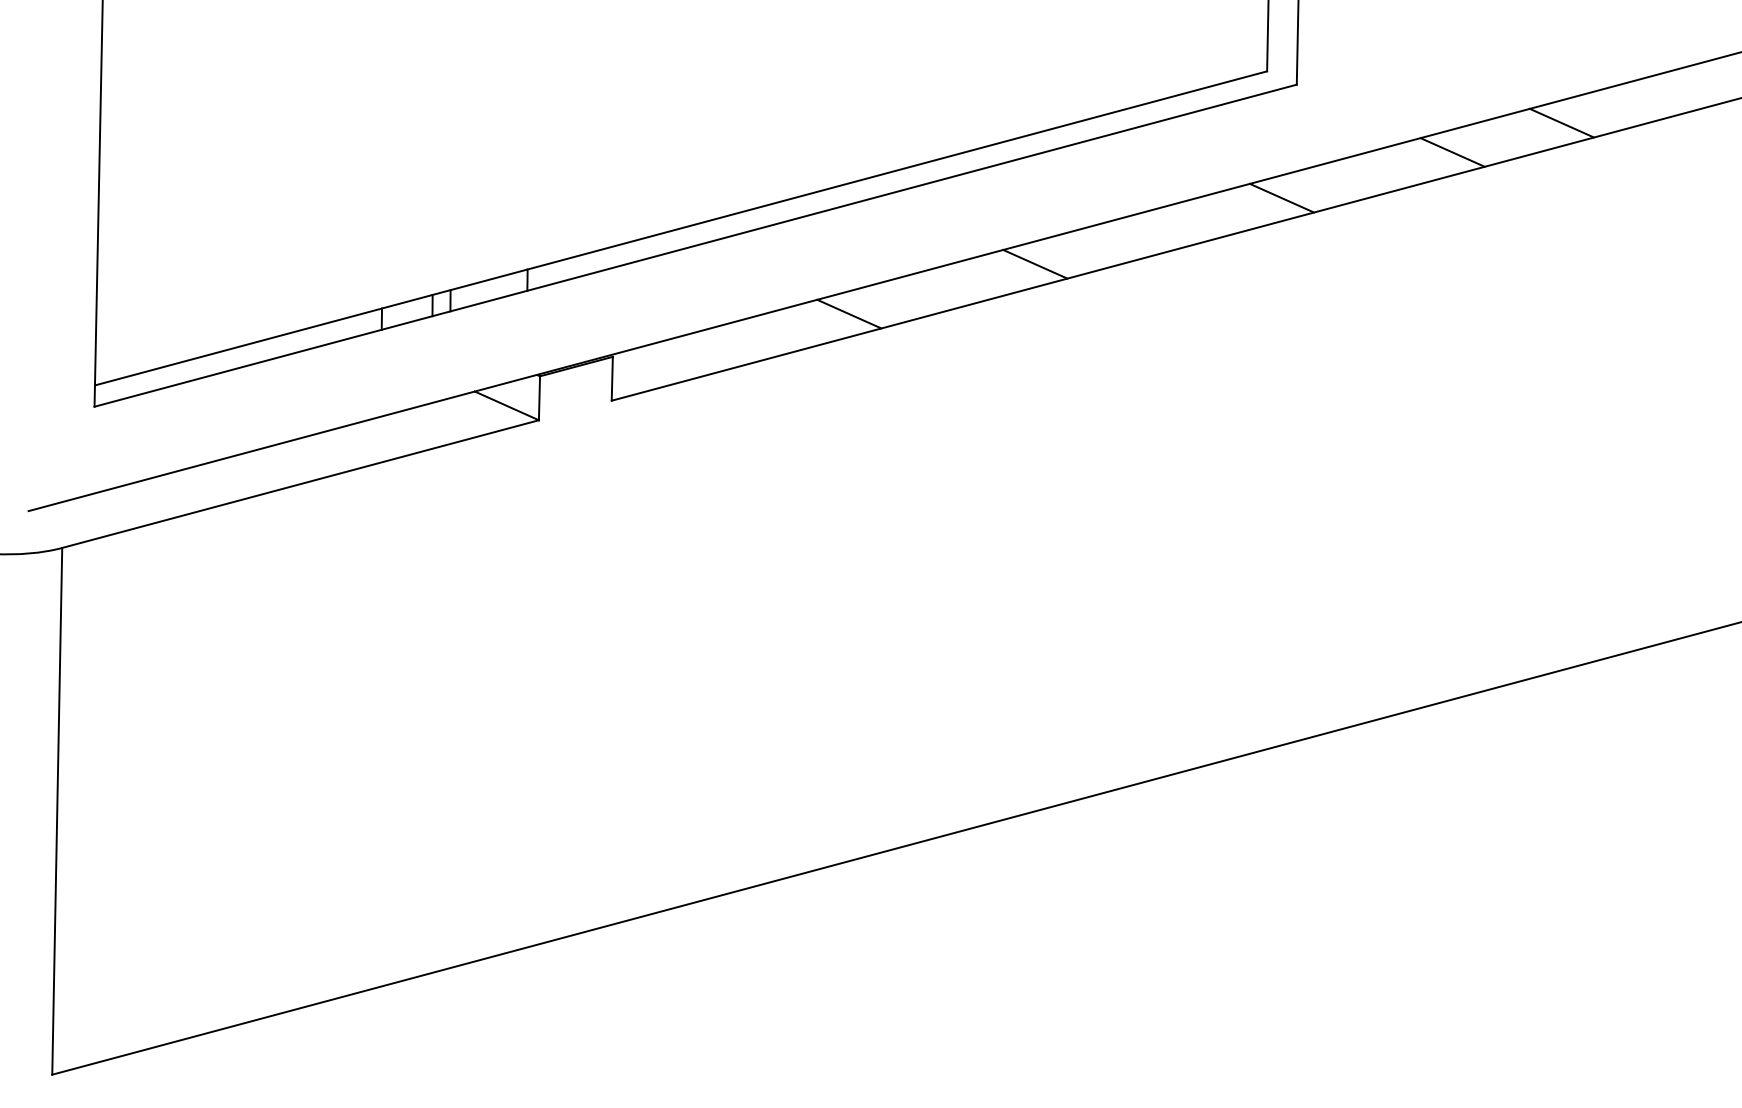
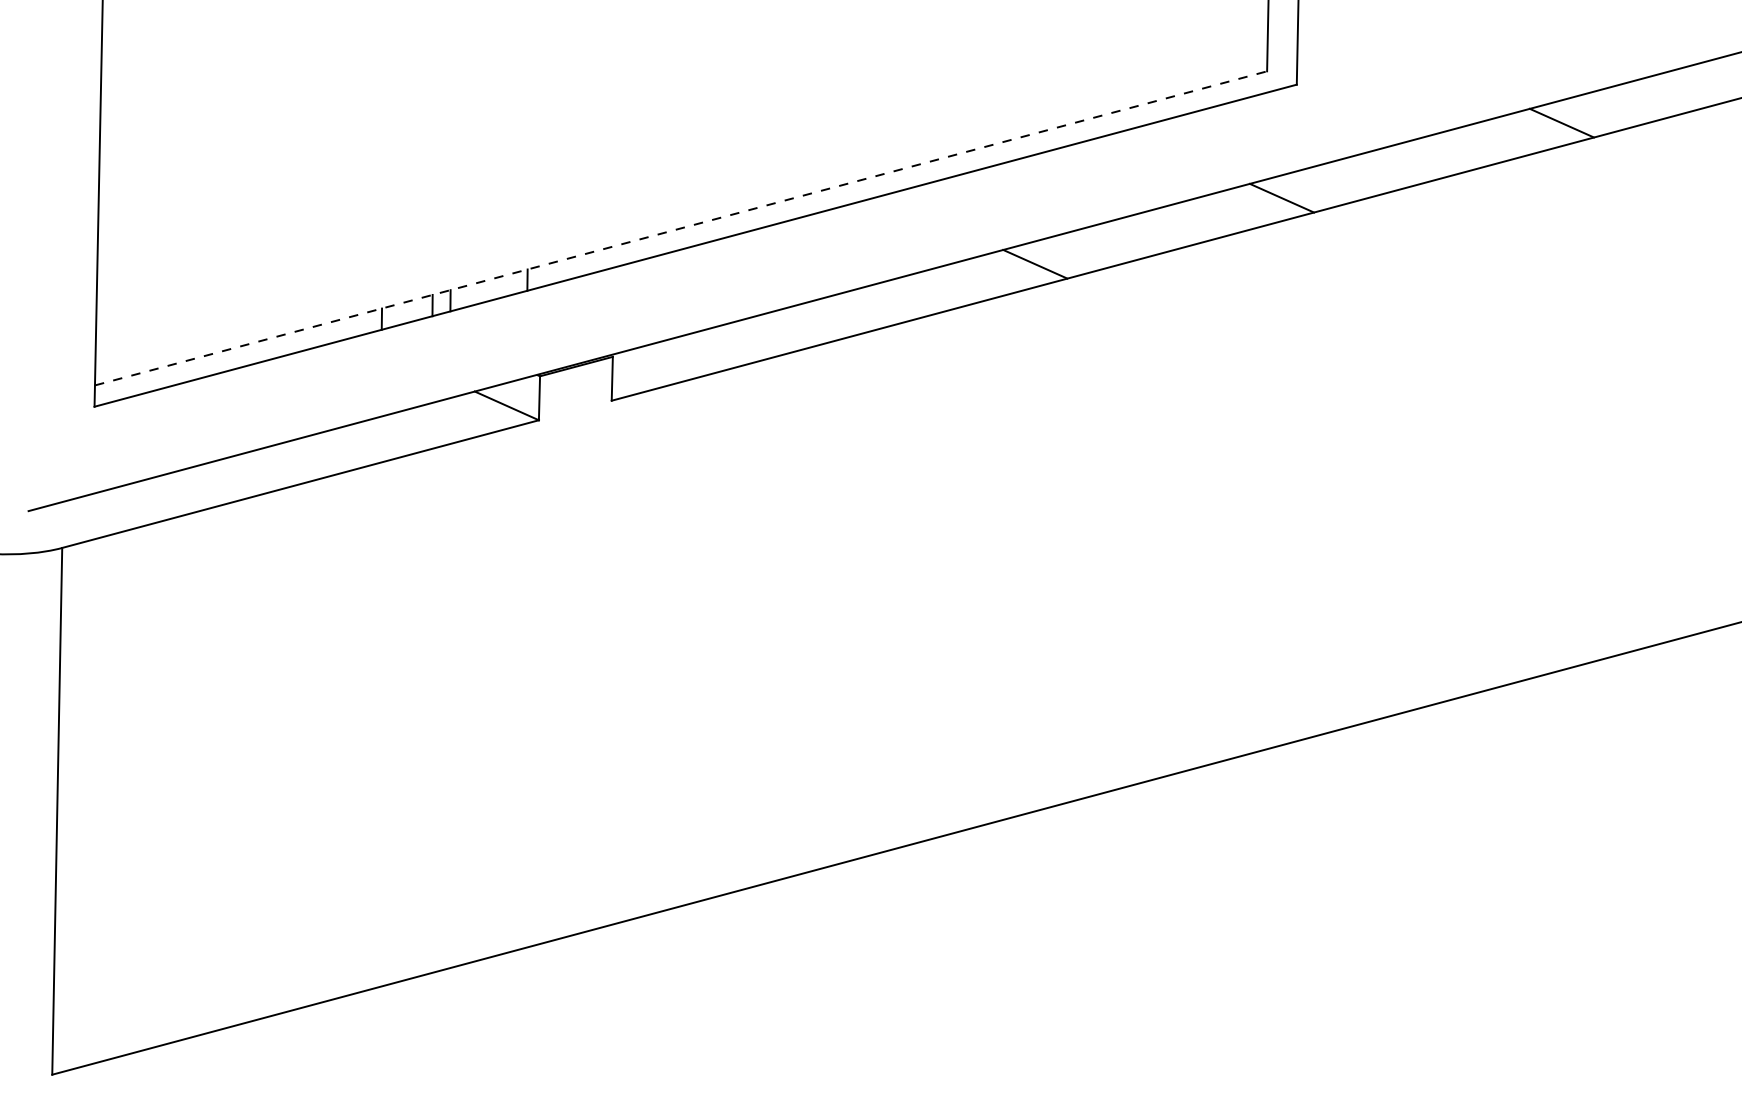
line: present -> none (1452, 152)
line: solid -> dashed (681, 228)
line: present -> none (849, 313)
